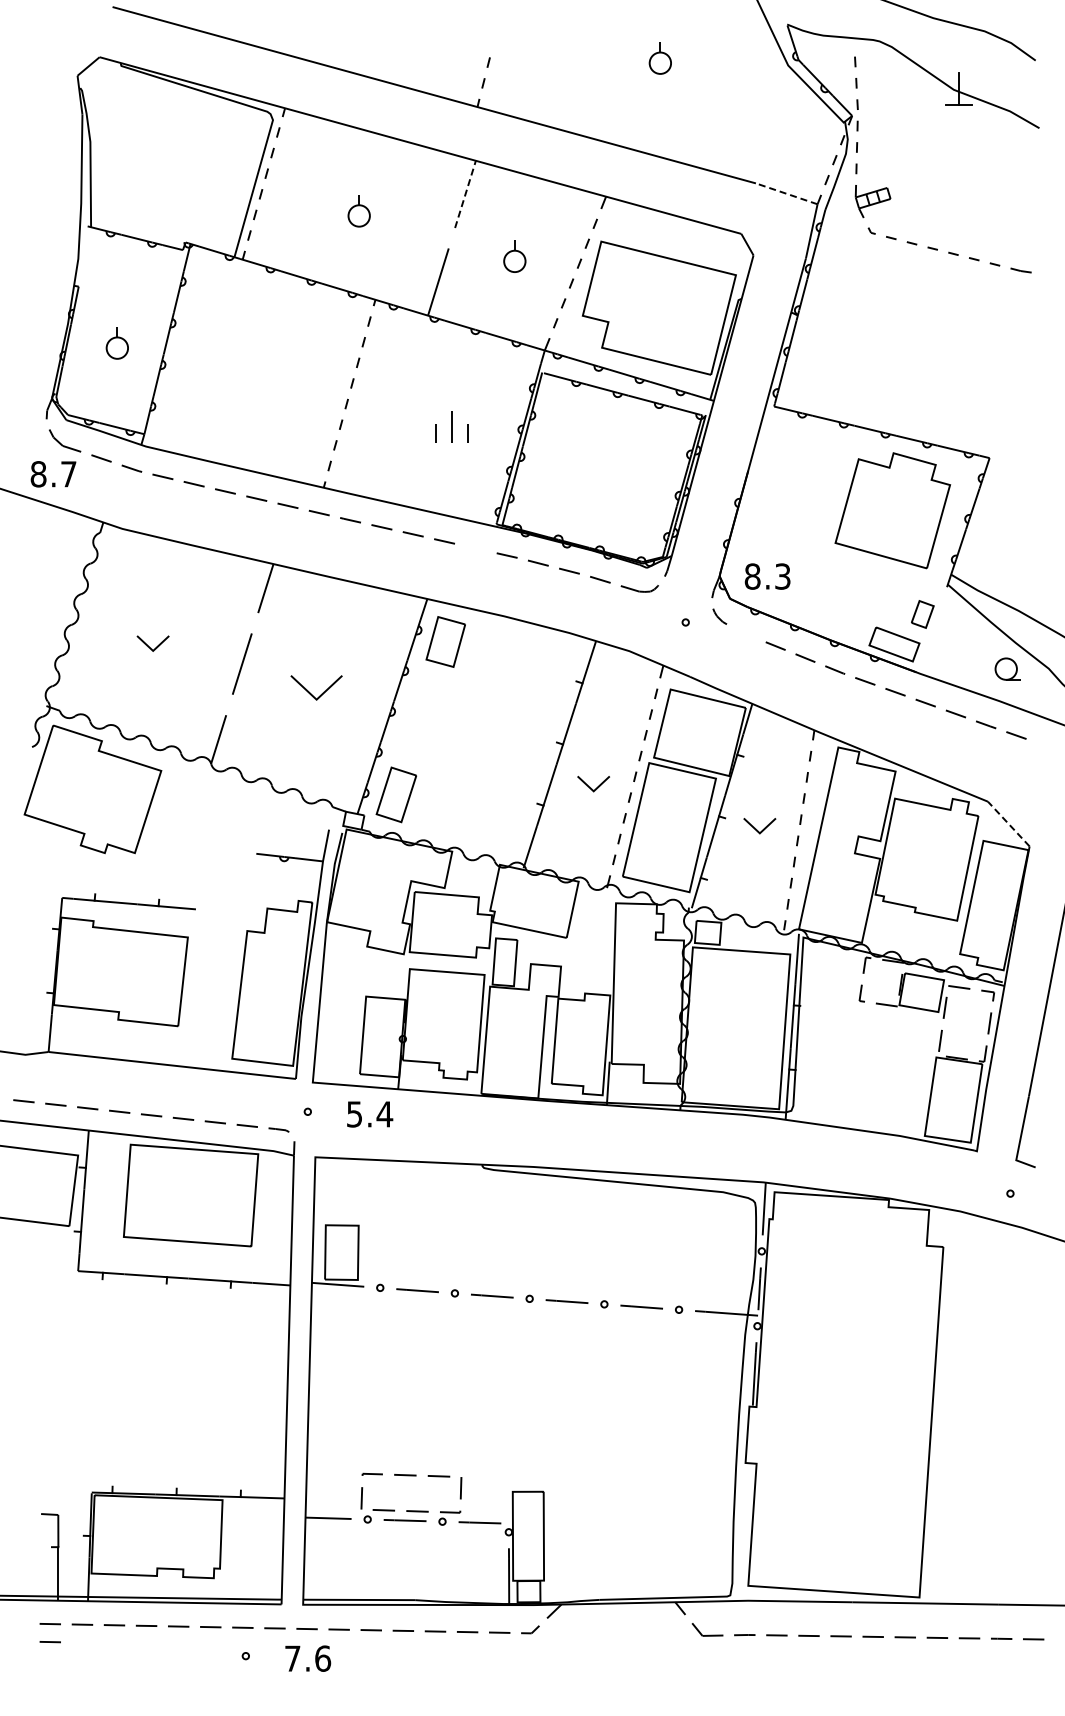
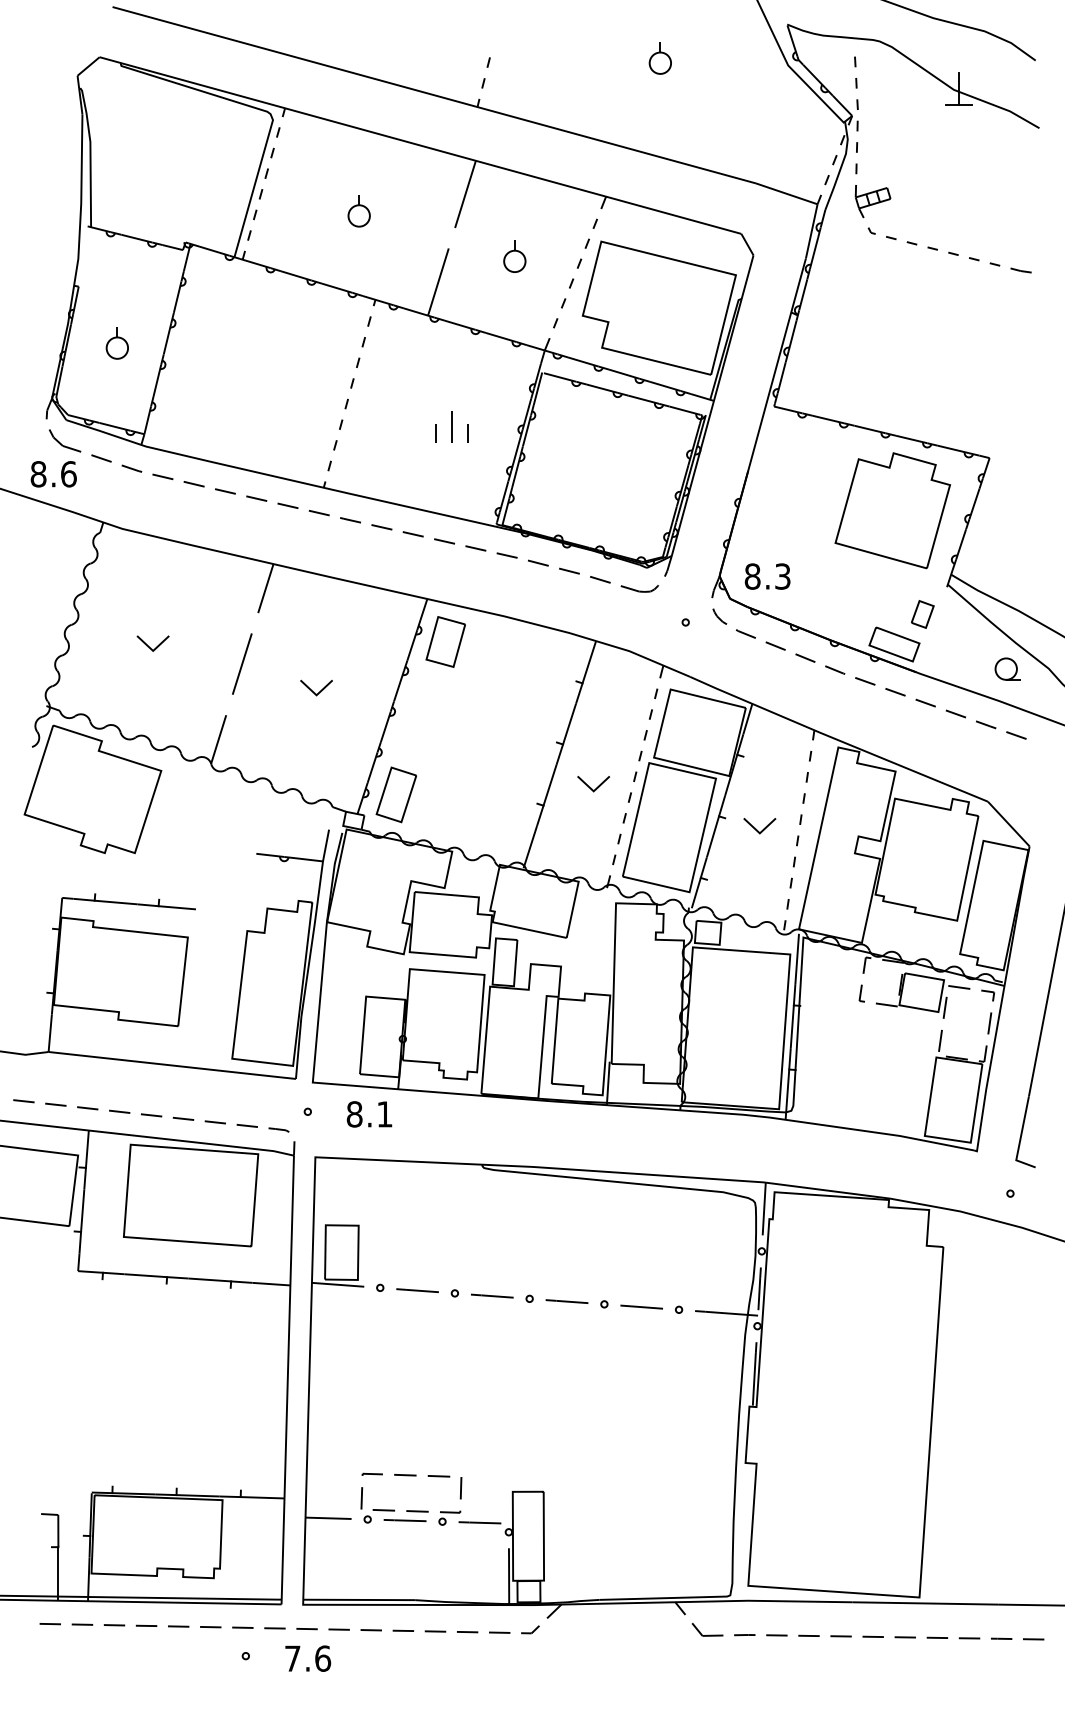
line: dashed -> solid (465, 193)
line: dashed -> solid (786, 193)
text: 8.7 -> 8.6 (68, 474)
line: none -> present (475, 548)
line: none -> present (745, 633)
part size: 53x26 px -> 33x18 px (316, 687)
line: dashed -> solid (1008, 824)
text: 5.4 -> 8.1 (369, 1114)
line: present -> none (49, 1642)
